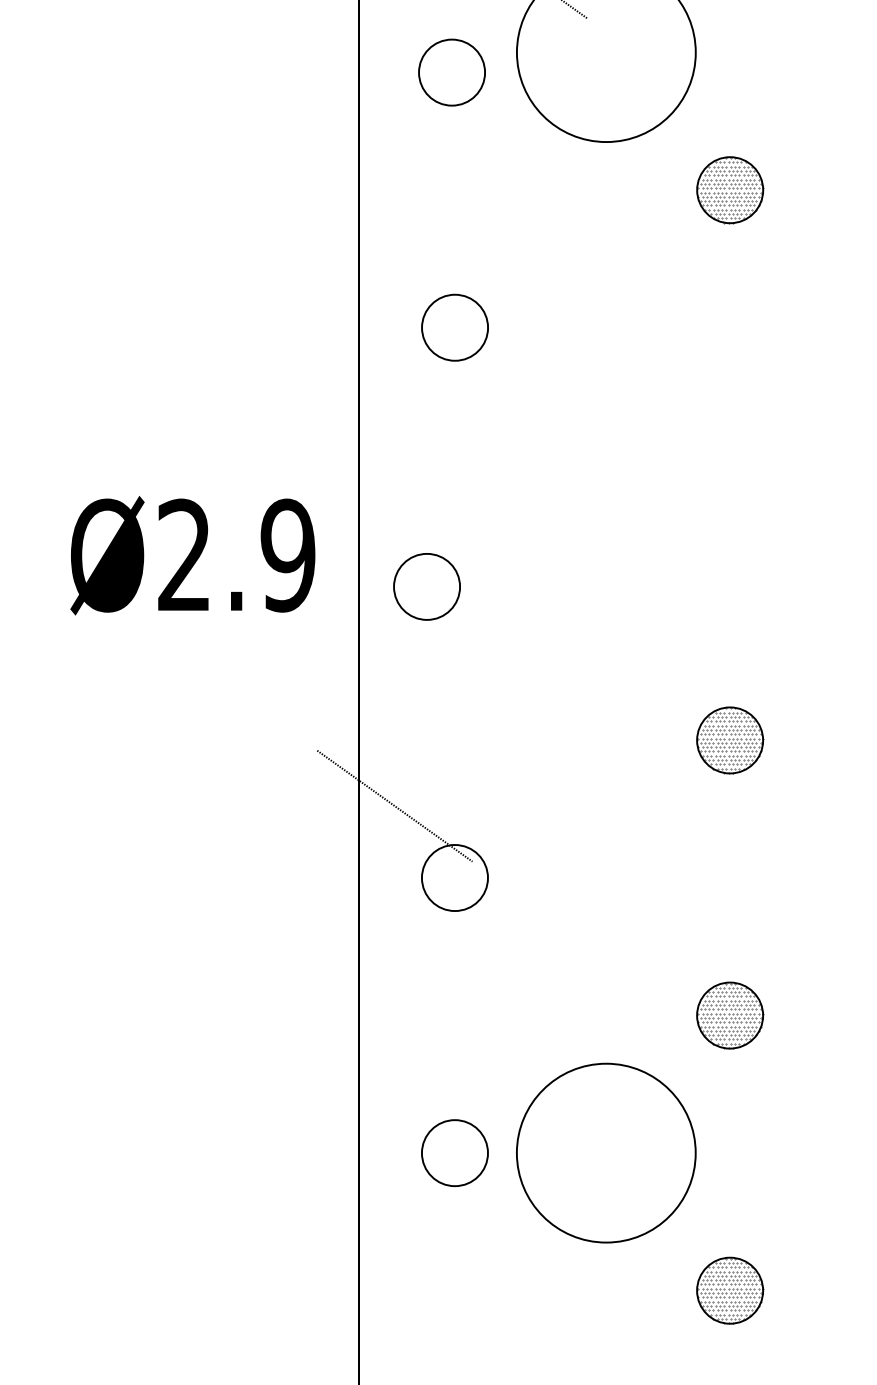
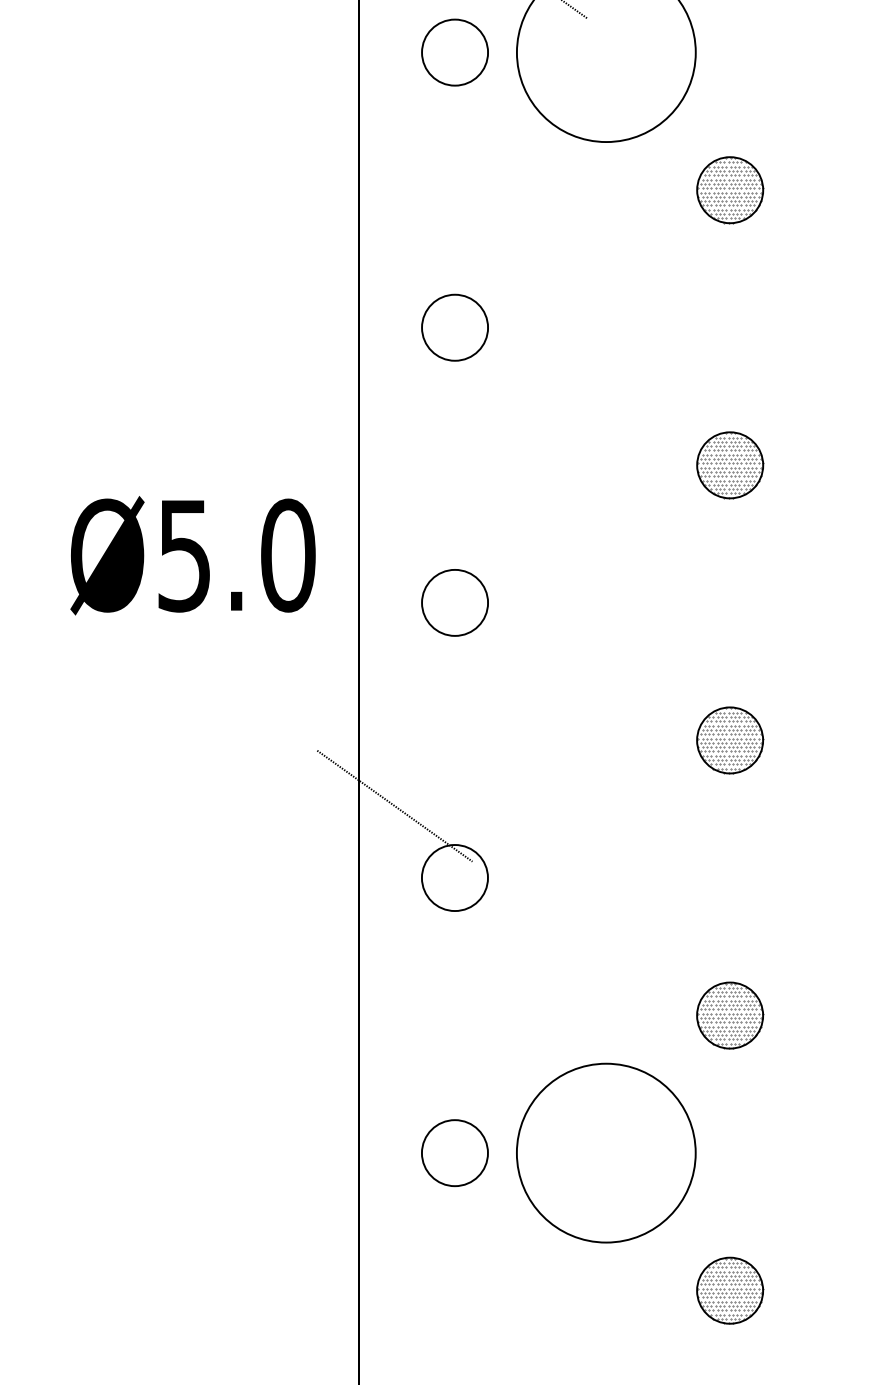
circle position: (451, 72) -> (454, 52) (454, 52)
part: none -> present (730, 465)
text: Ø2.9 -> Ø5.0 (236, 555)
circle position: (426, 586) -> (454, 602) (454, 602)
